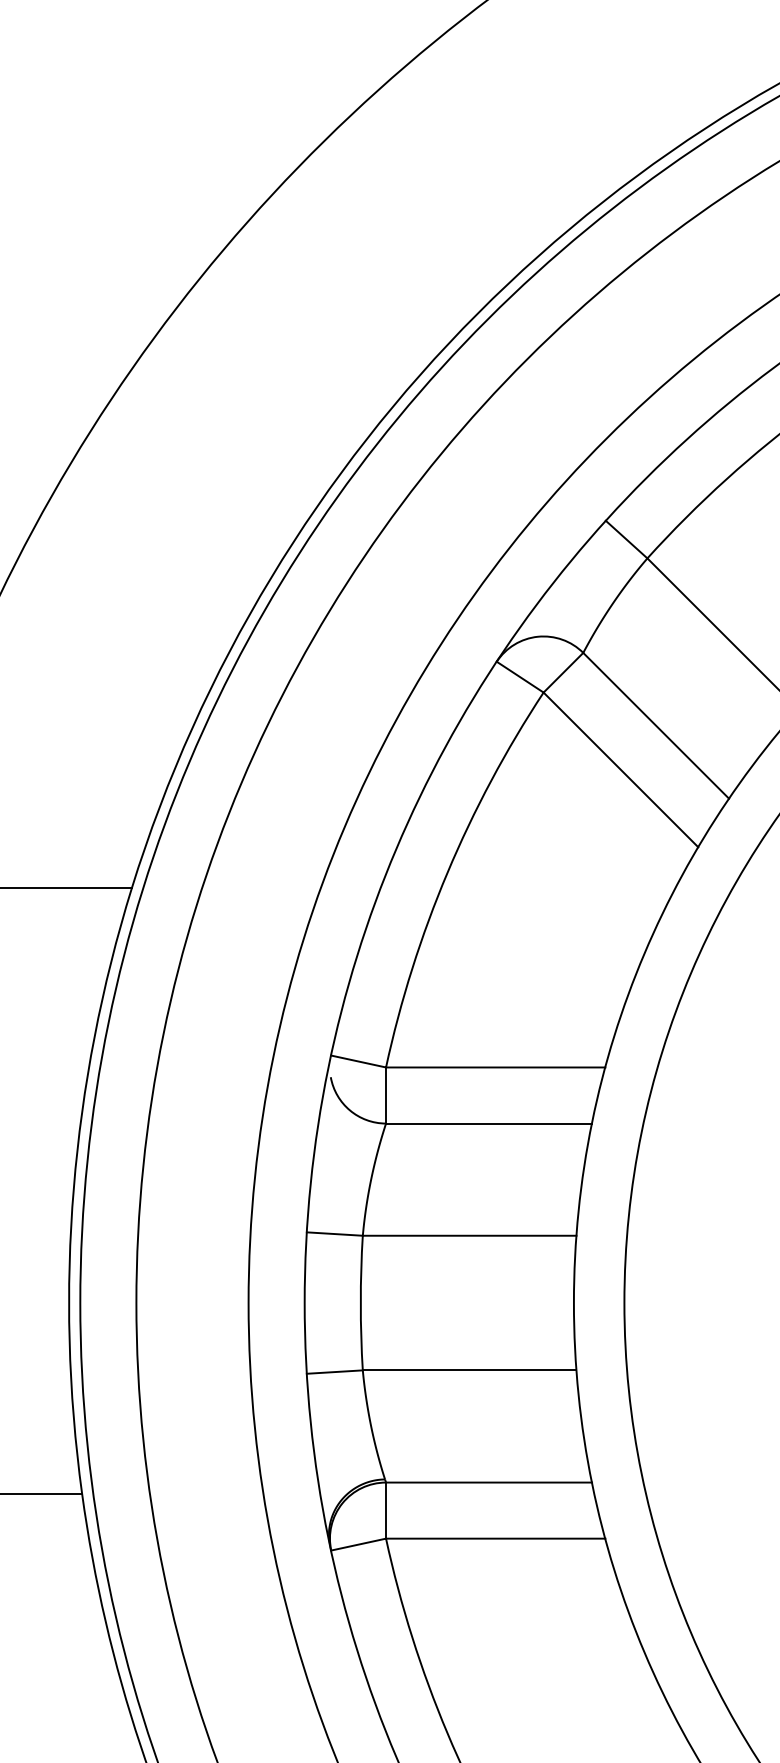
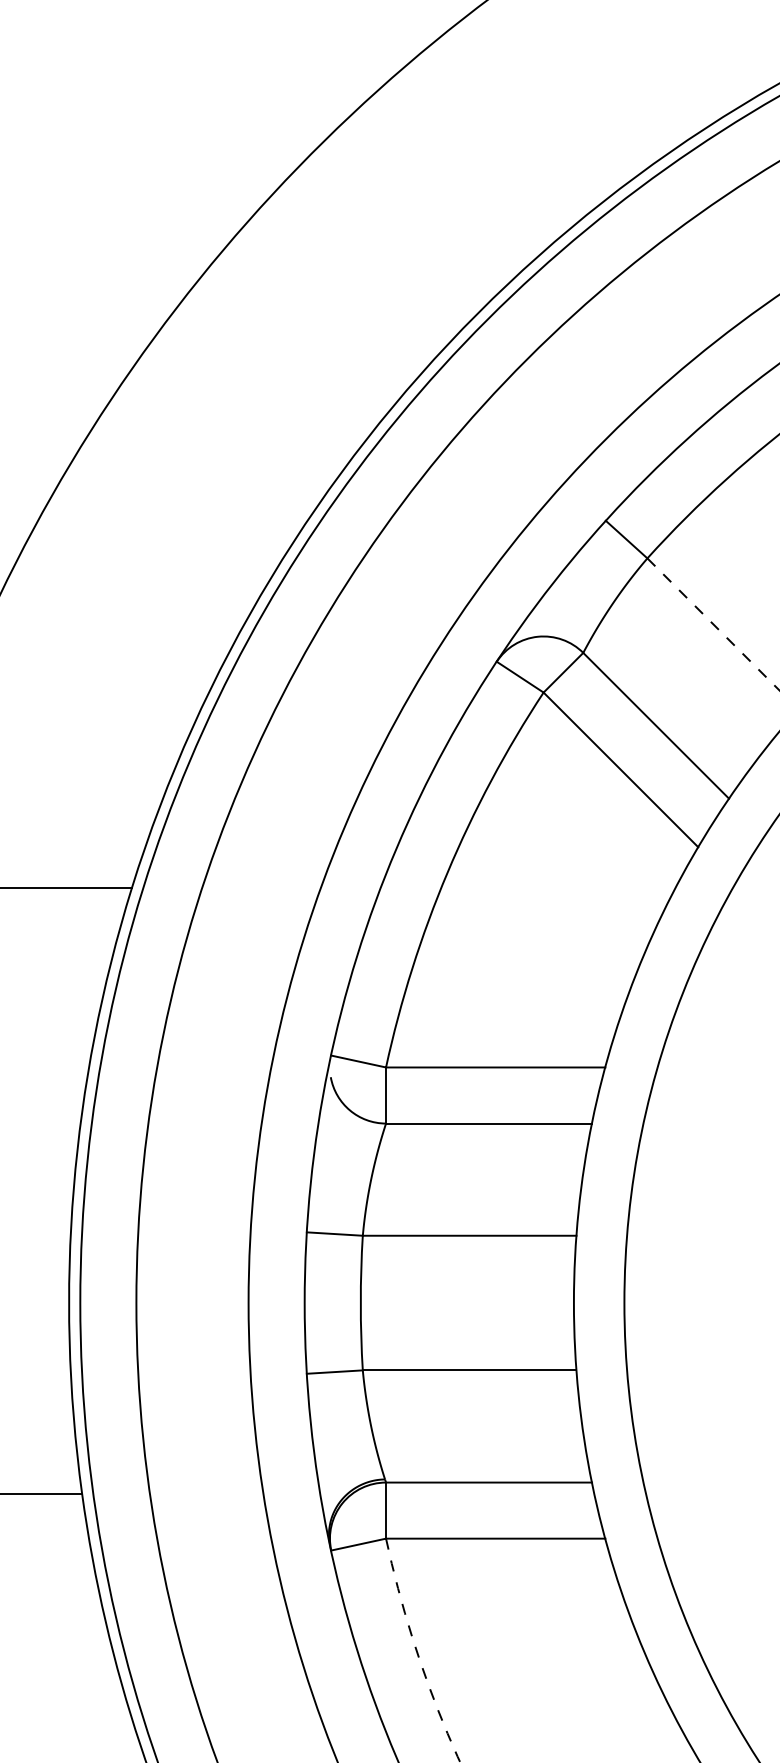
line: solid -> dashed (713, 624)
arc: solid -> dashed (417, 1653)
